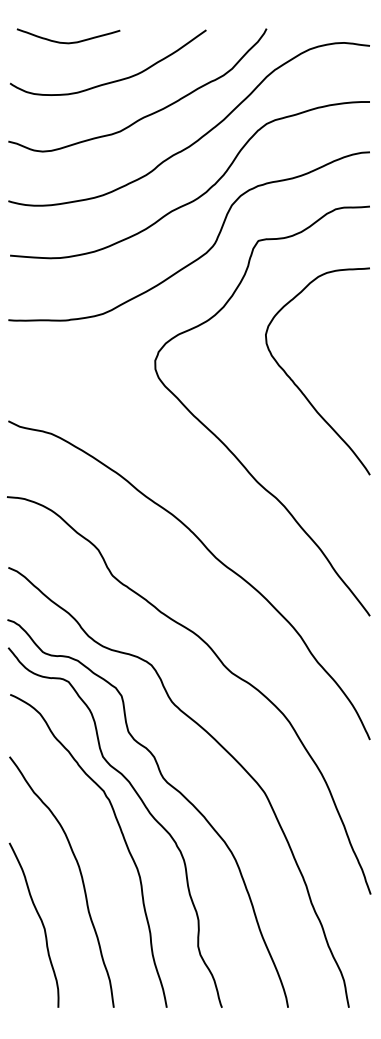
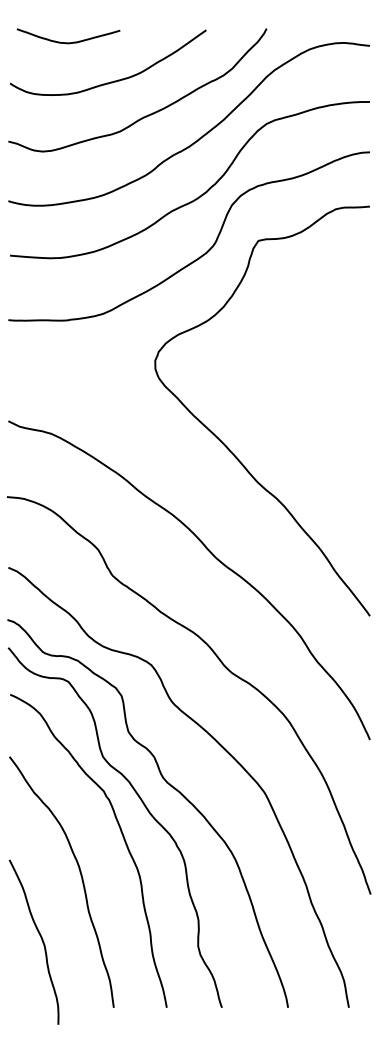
curve: present -> none (299, 387)
curve position: (40, 920) -> (40, 937) (40, 937)
